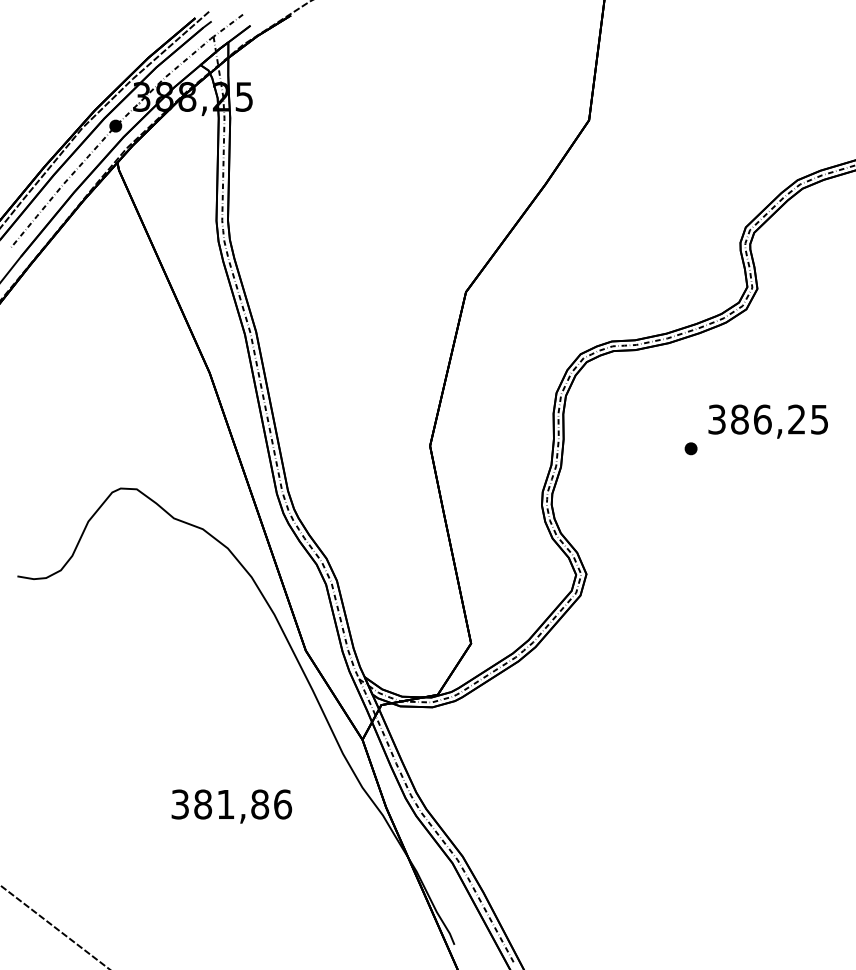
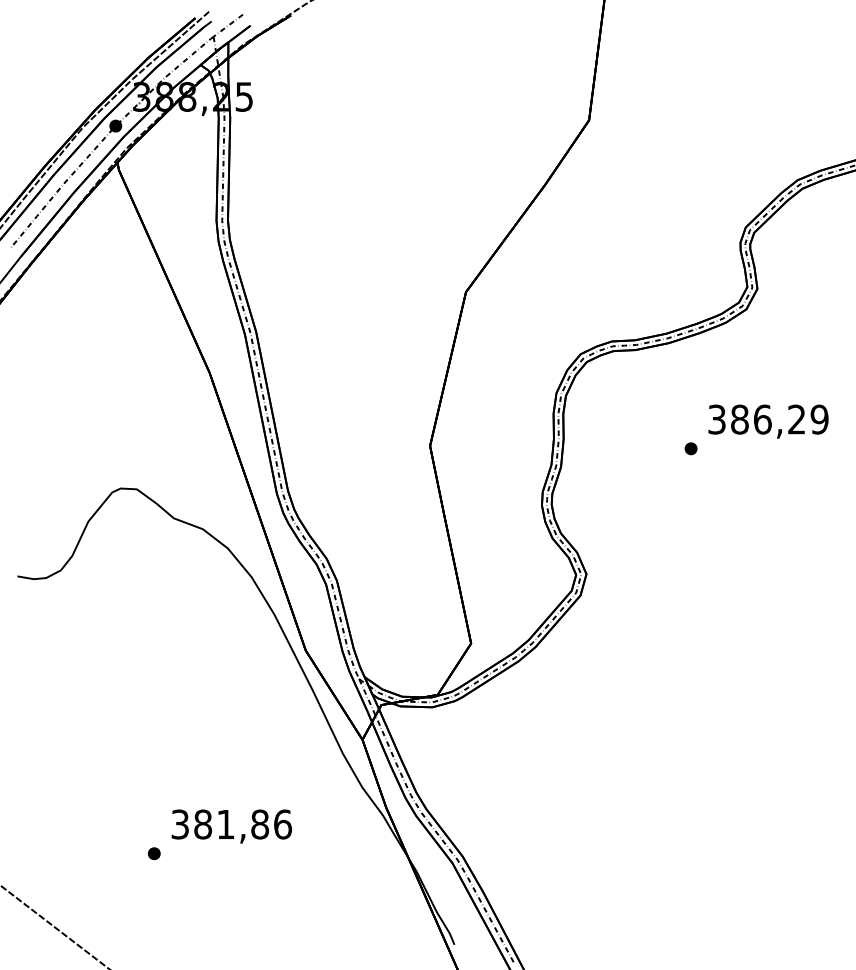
text: 386,25 -> 386,29 (819, 419)
text position: (231, 806) -> (231, 826) (231, 826)
part: none -> present (154, 853)
